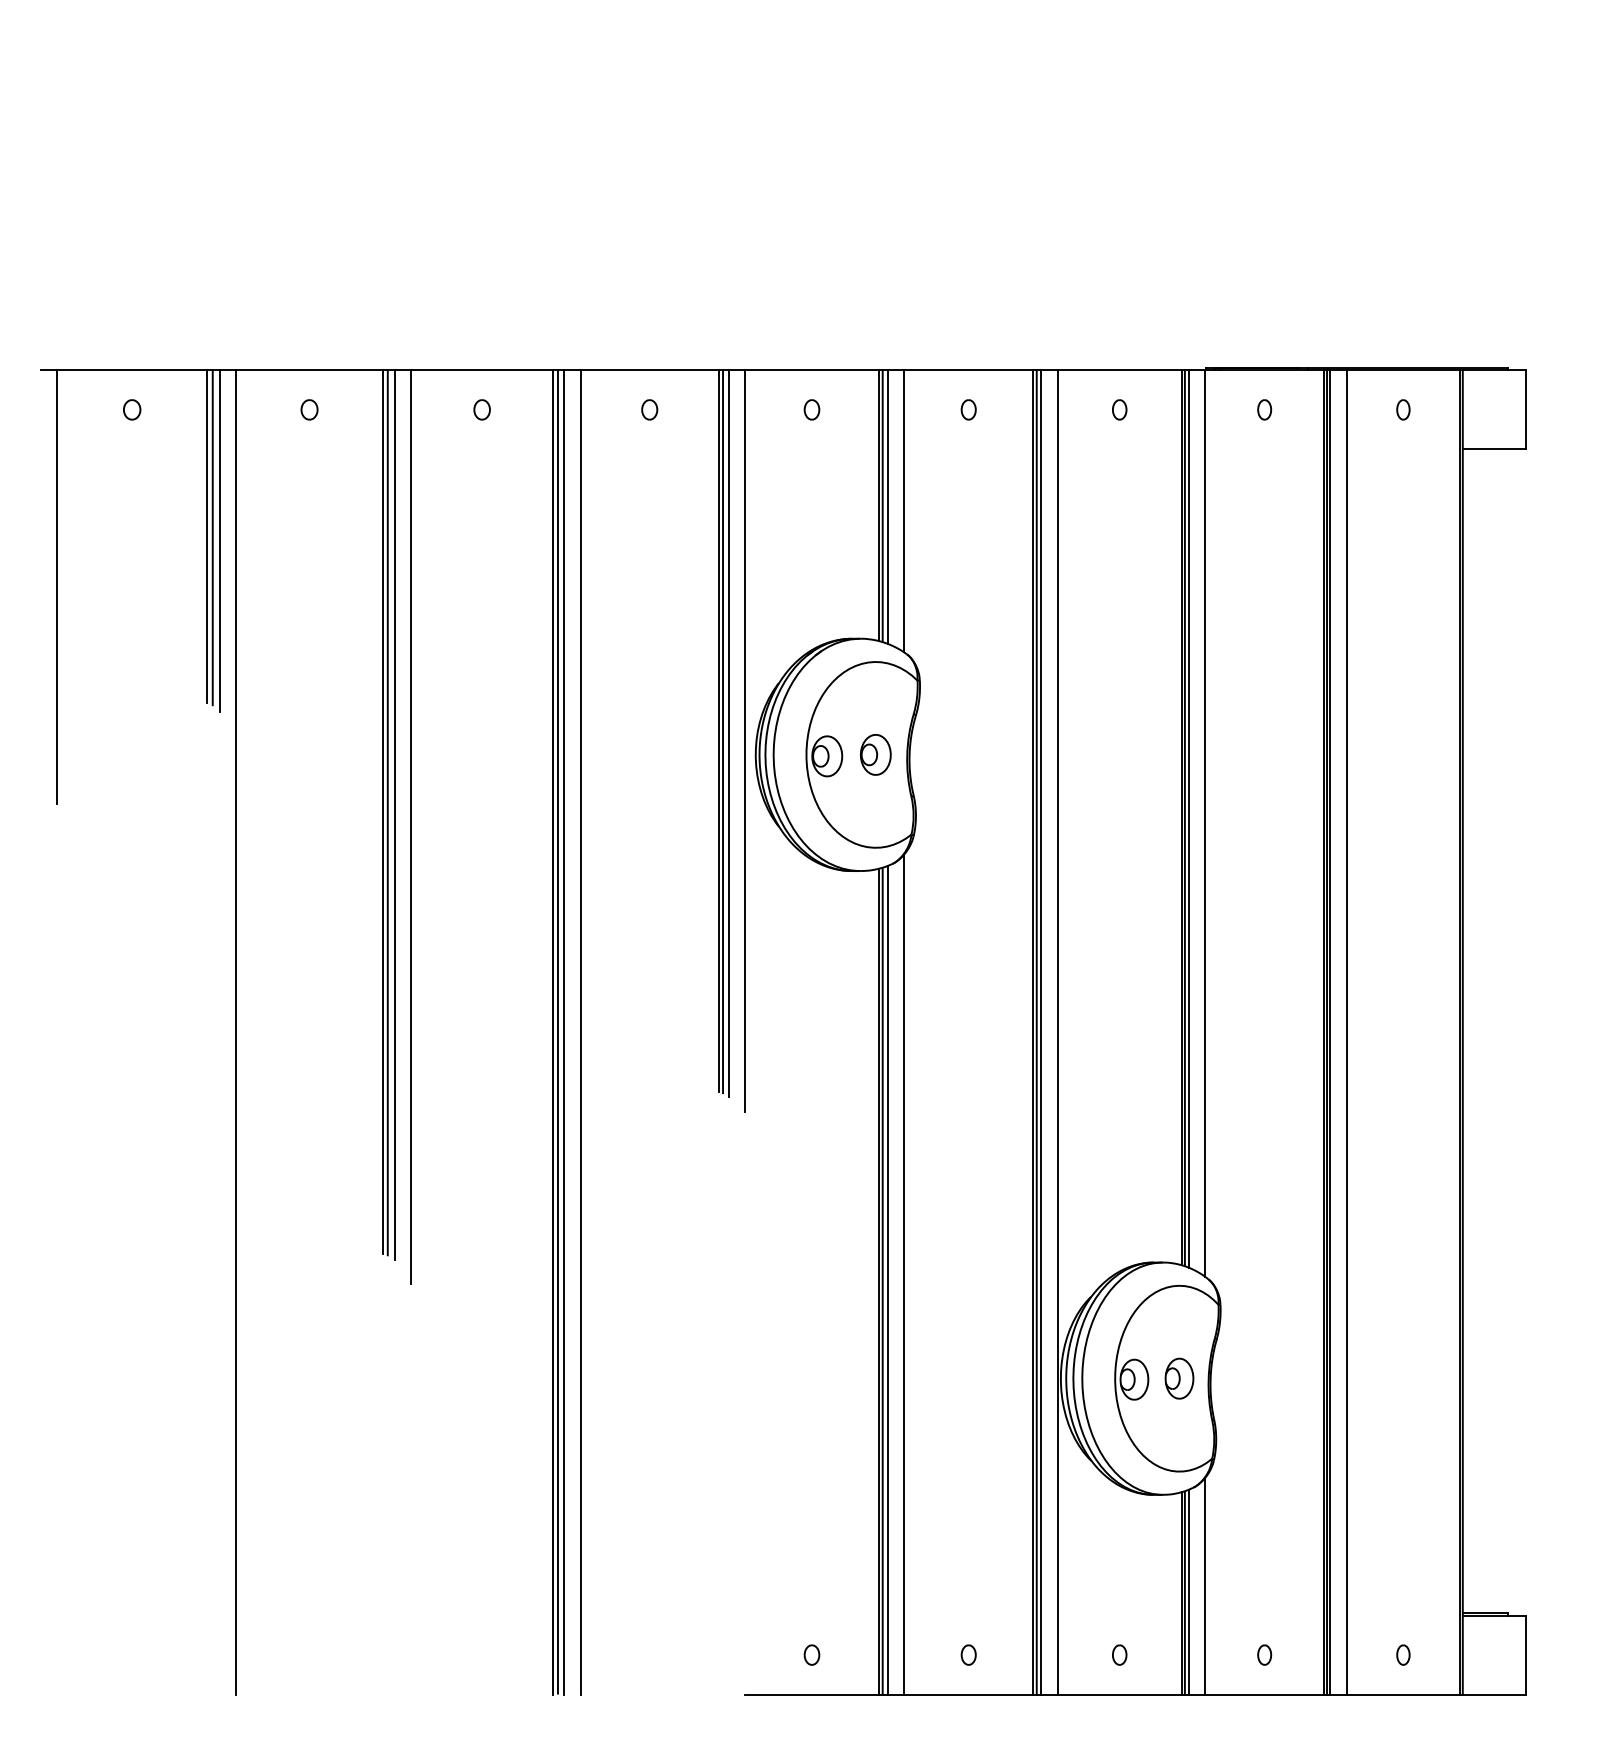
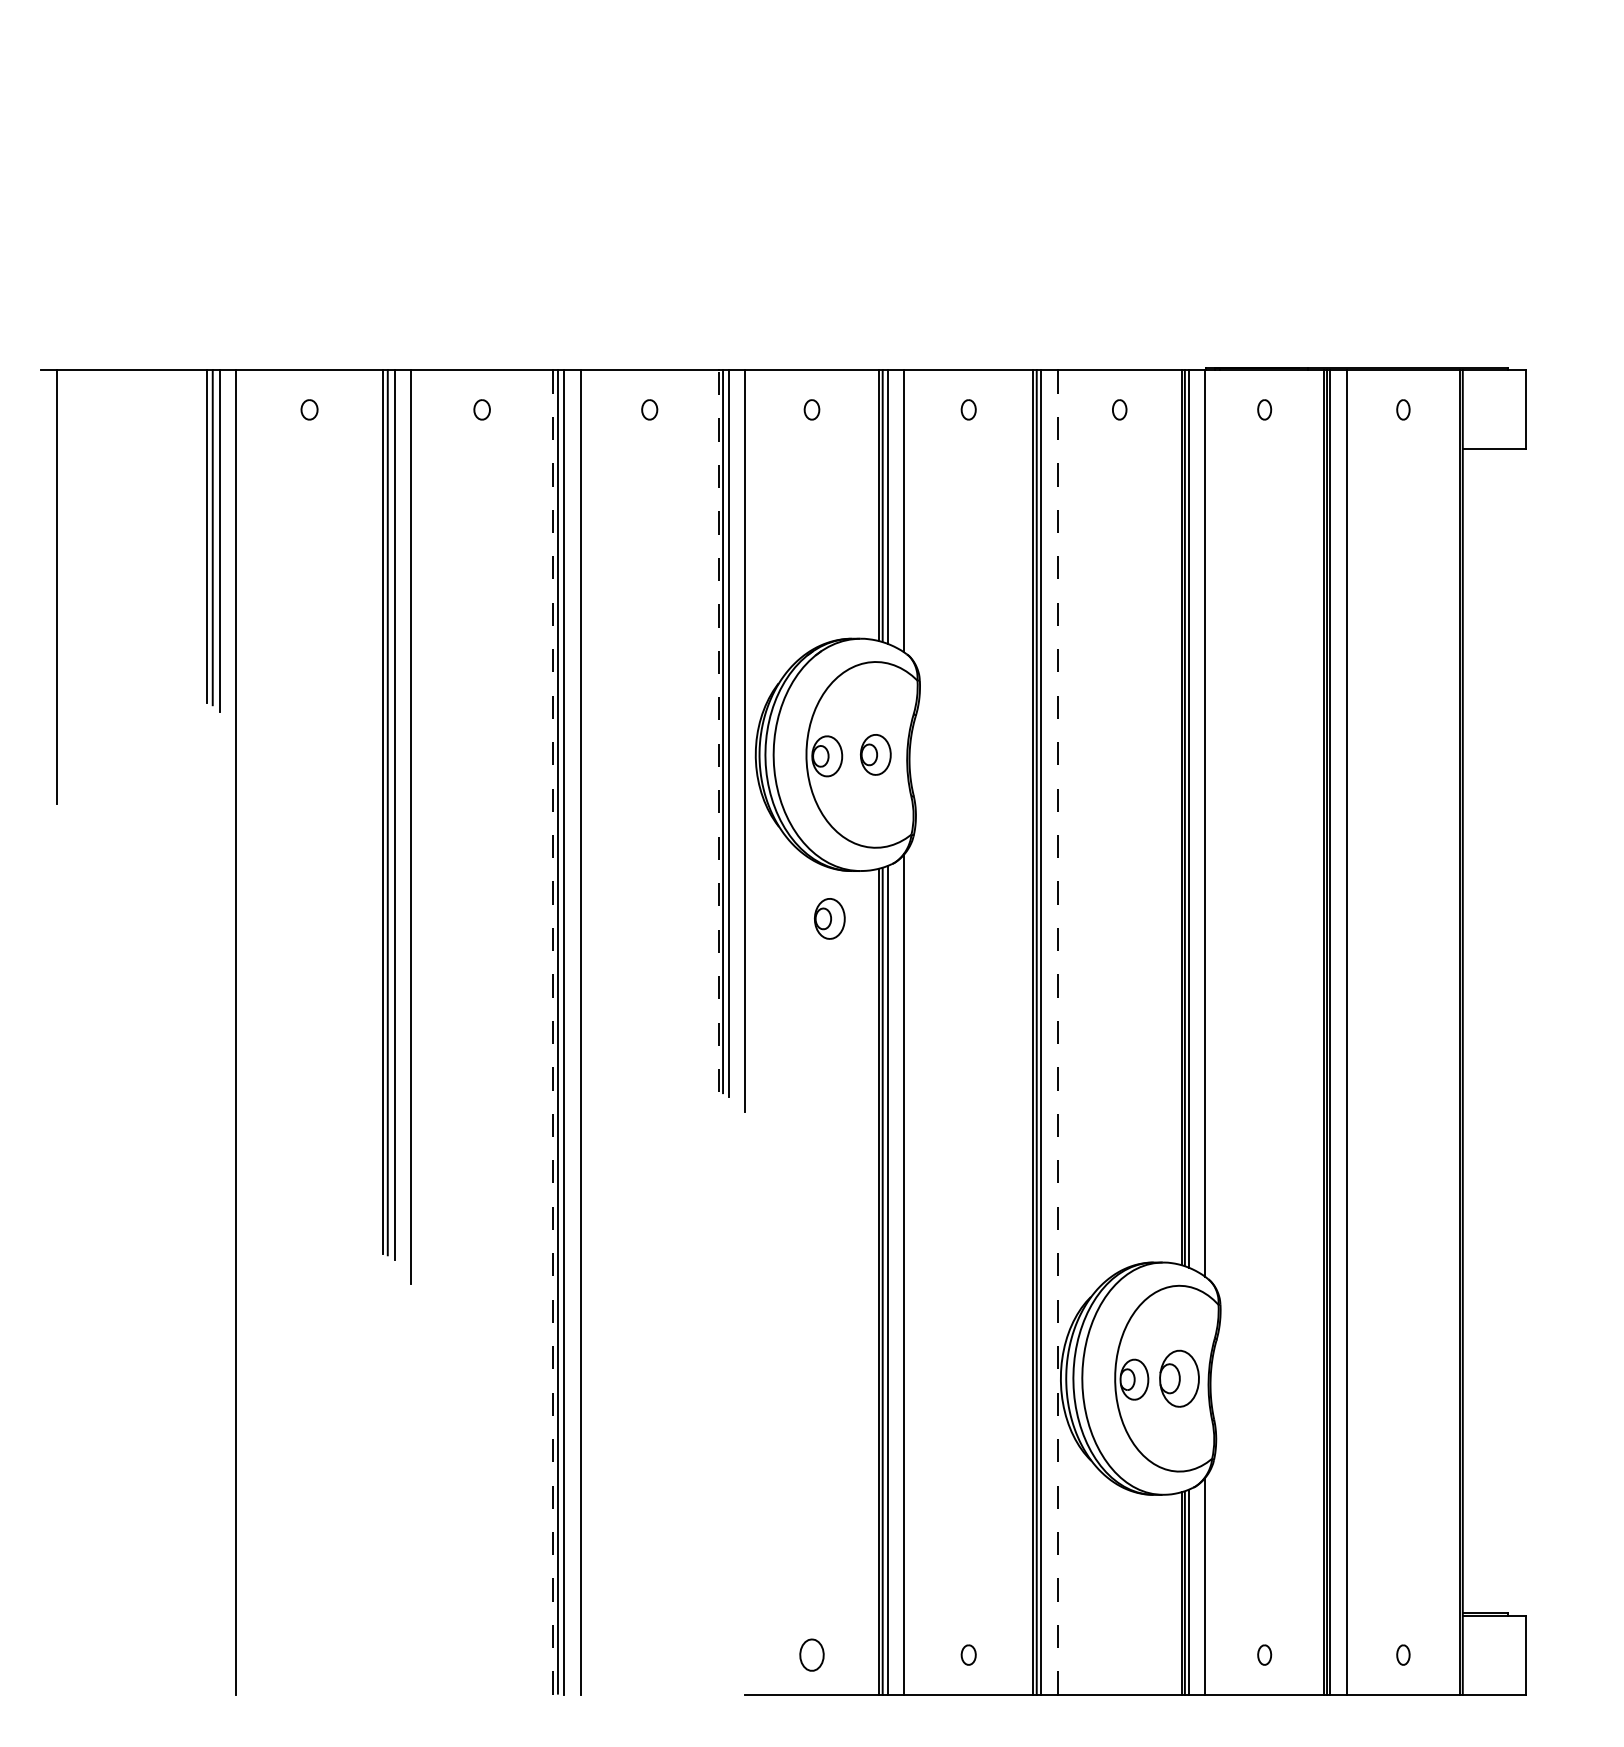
part: present -> none (132, 409)
line: solid -> dashed (718, 731)
part: none -> present (829, 918)
line: solid -> dashed (553, 1031)
line: solid -> dashed (1057, 1032)
part size: 31x43 px -> 41x59 px (1179, 1378)
part size: 18x22 px -> 26x34 px (811, 1654)
part: present -> none (1119, 1654)
